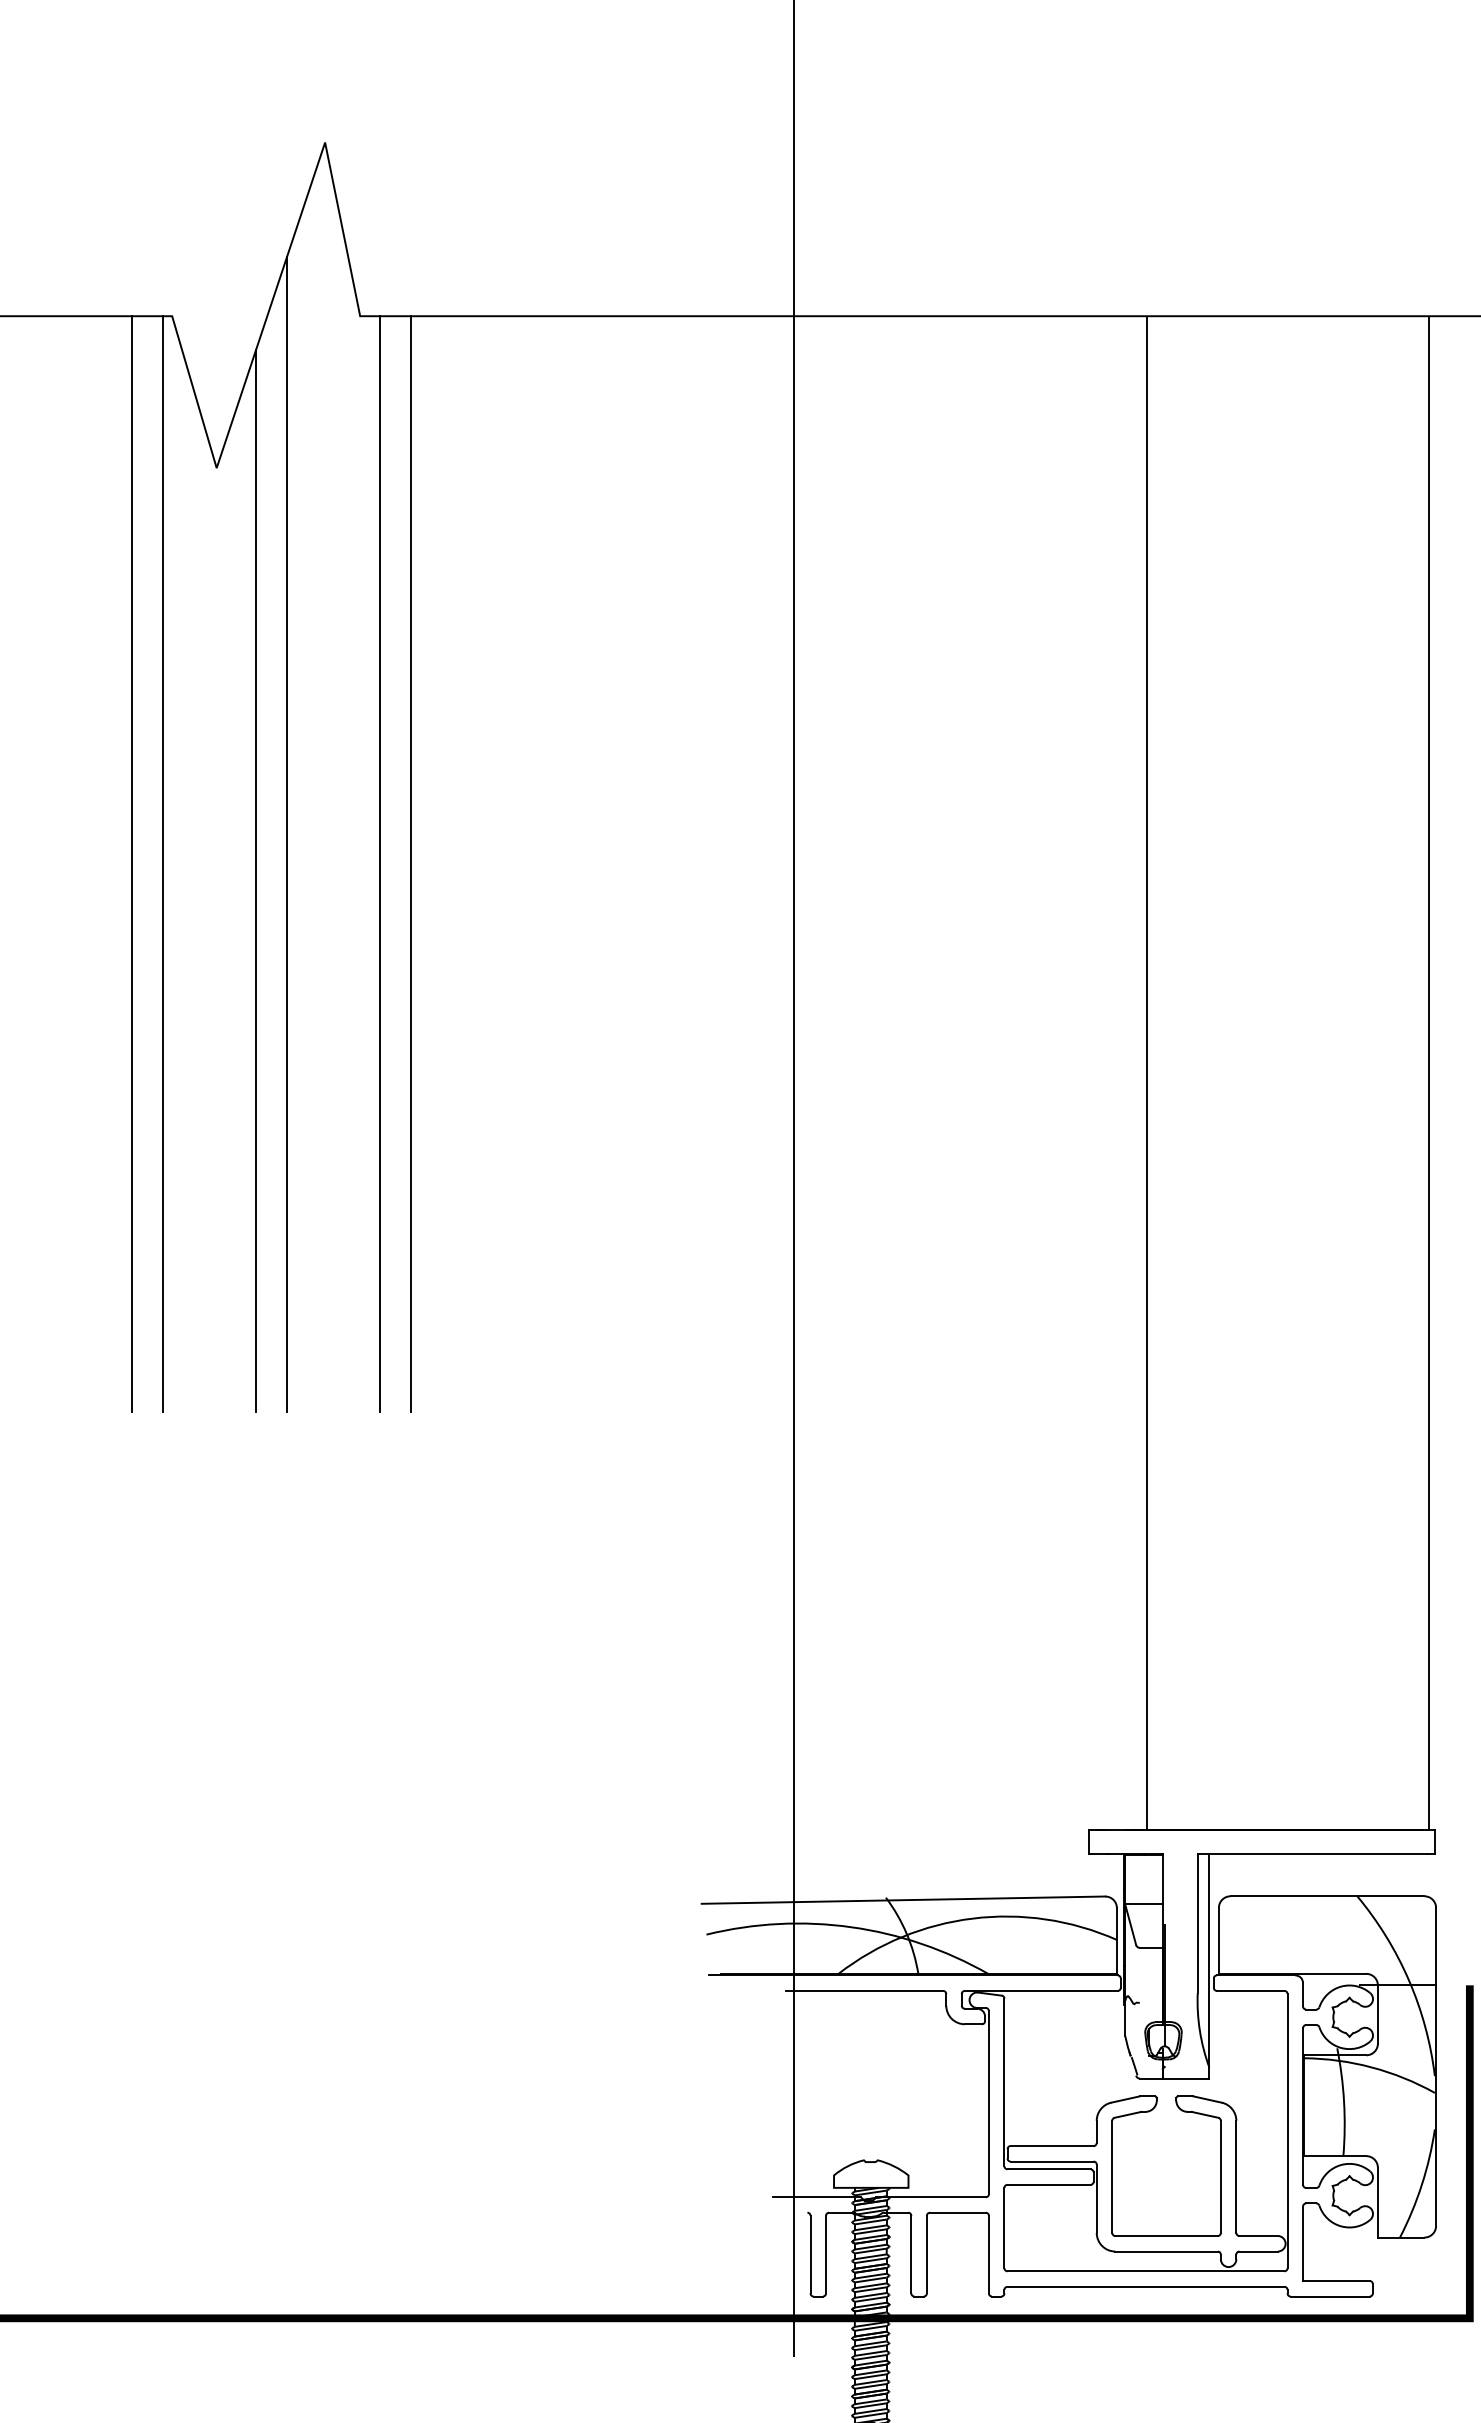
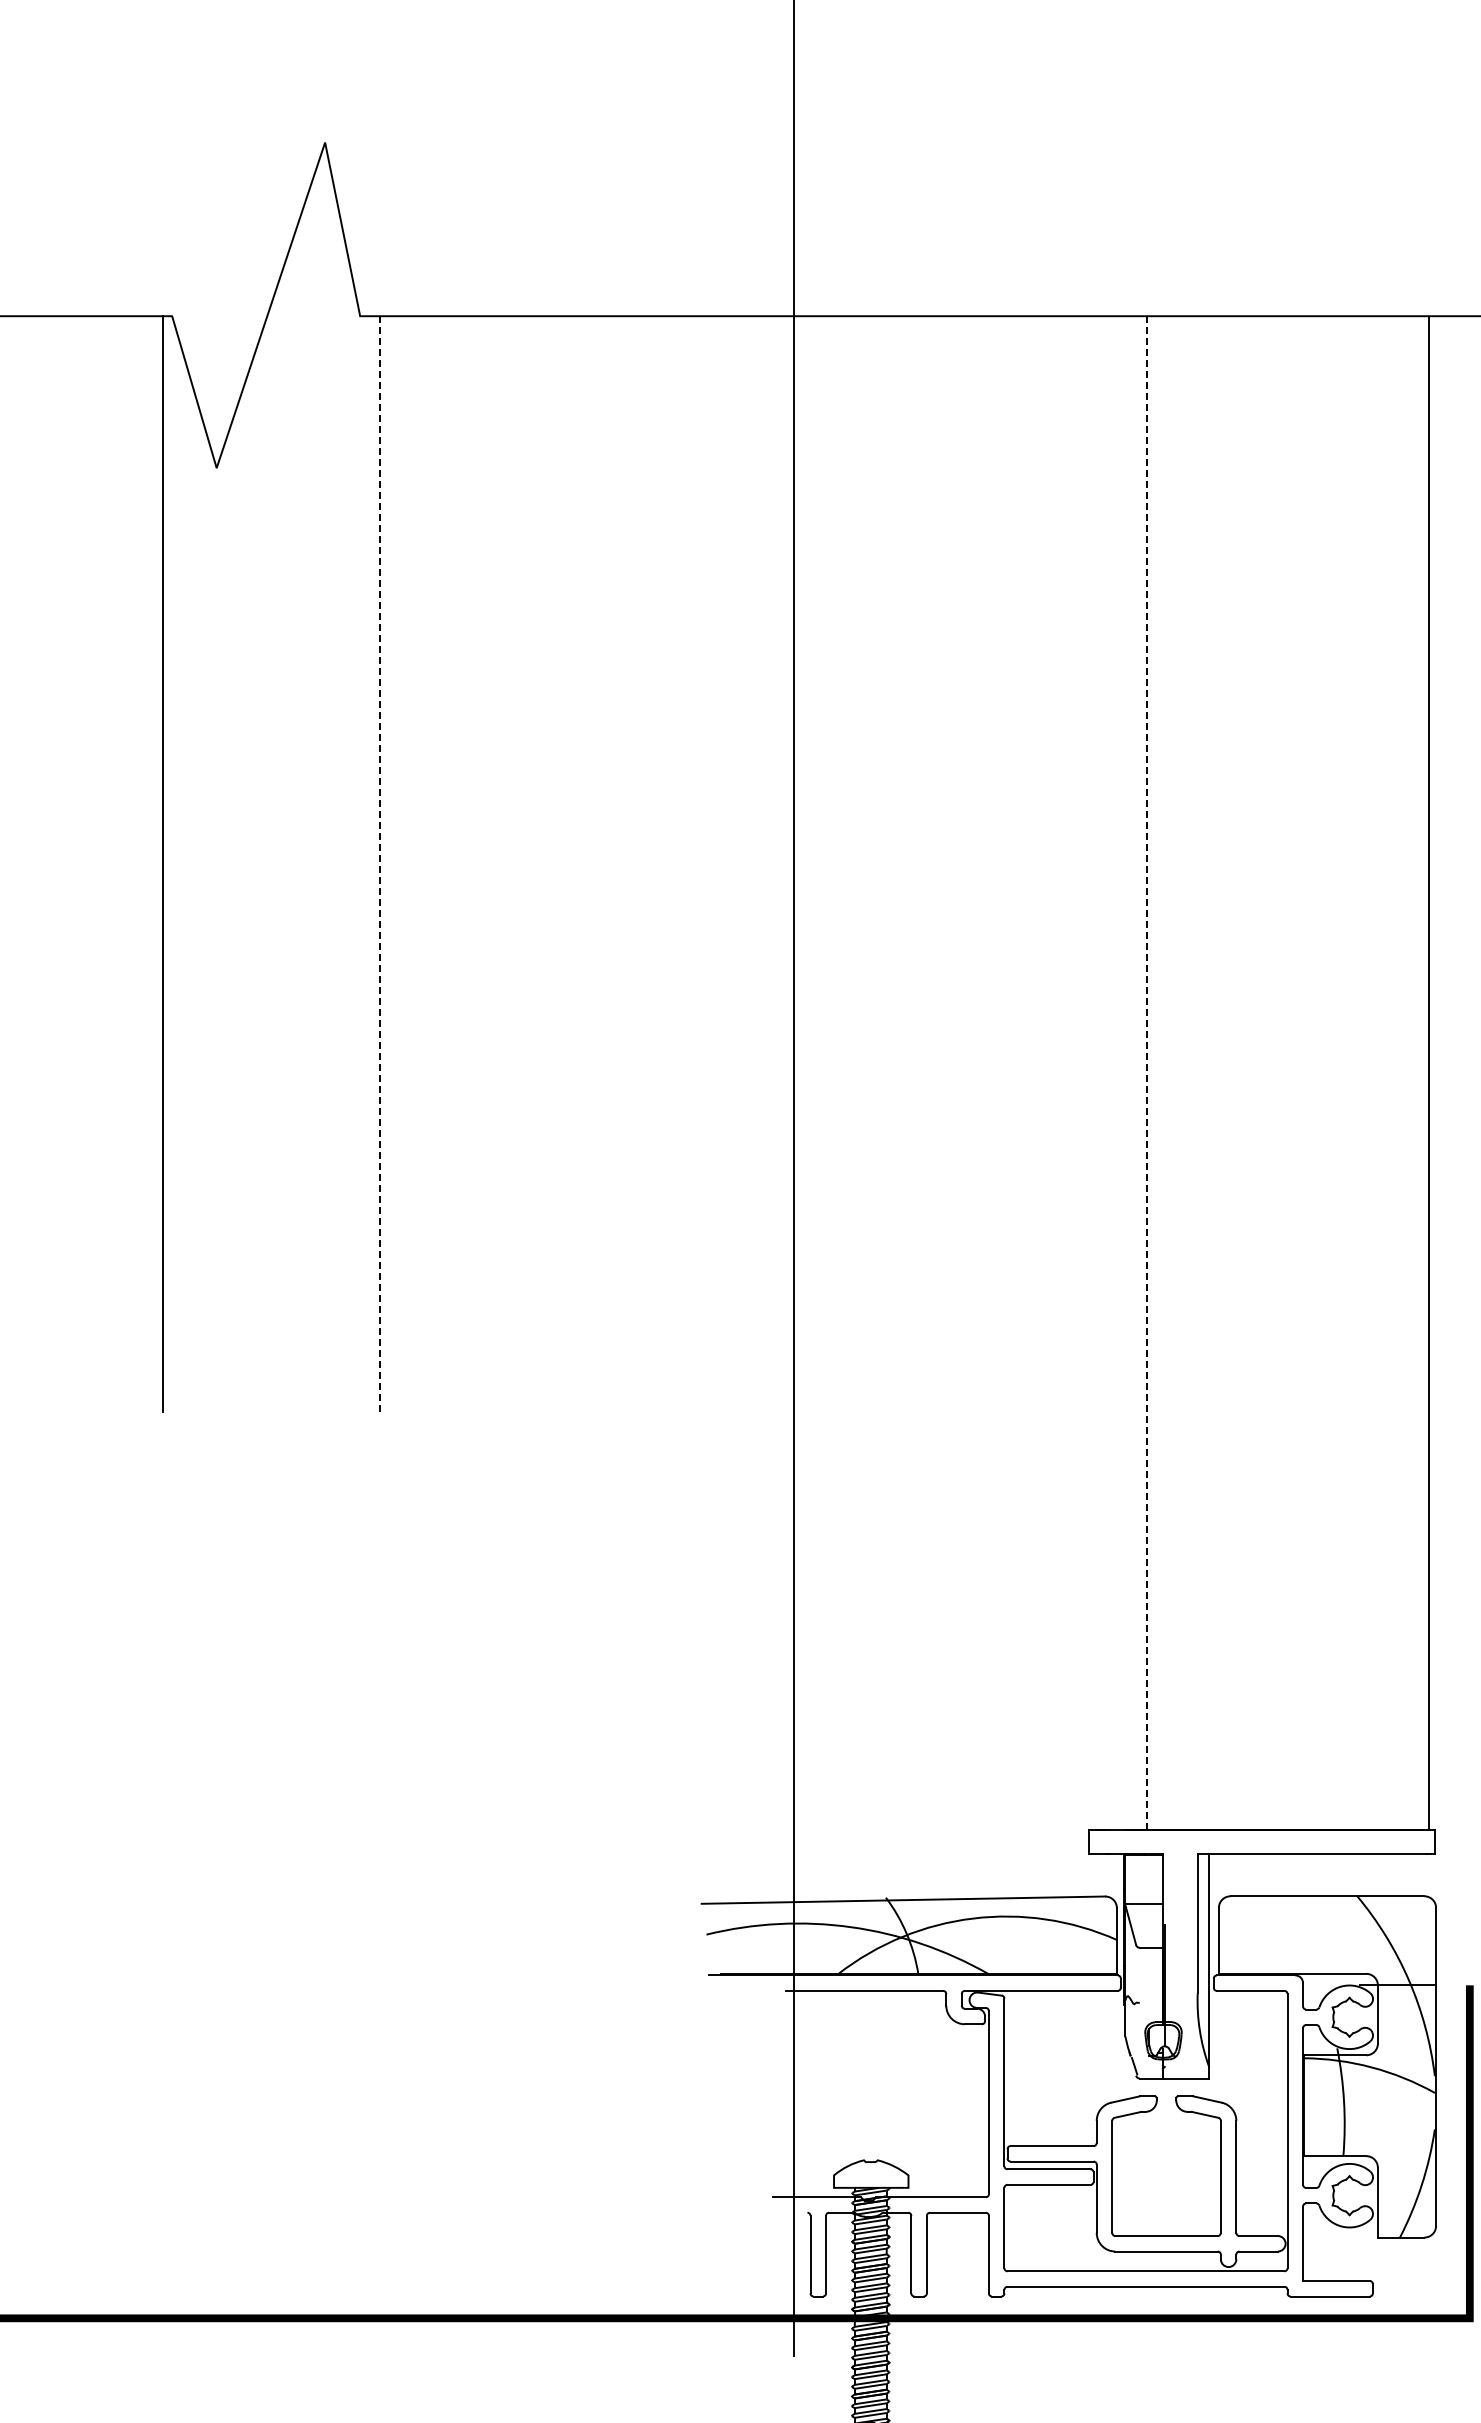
line: present -> none (286, 834)
line: present -> none (131, 863)
line: solid -> dashed (380, 863)
line: present -> none (411, 863)
line: present -> none (255, 880)
line: solid -> dashed (1146, 1073)
